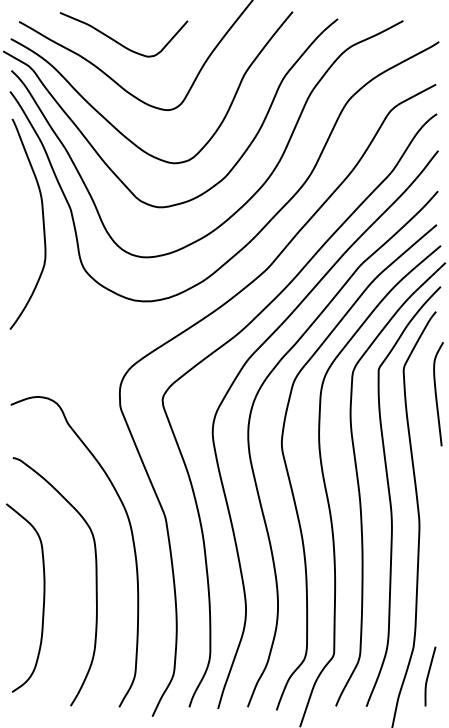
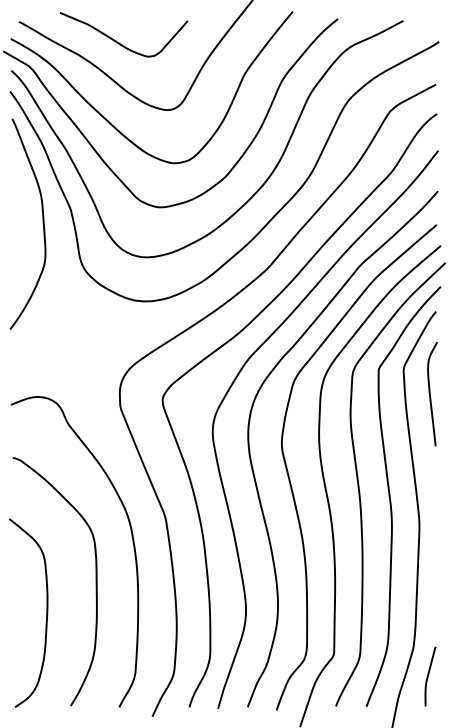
curve position: (436, 394) -> (430, 394) (430, 394)
curve position: (43, 597) -> (46, 612) (46, 612)
